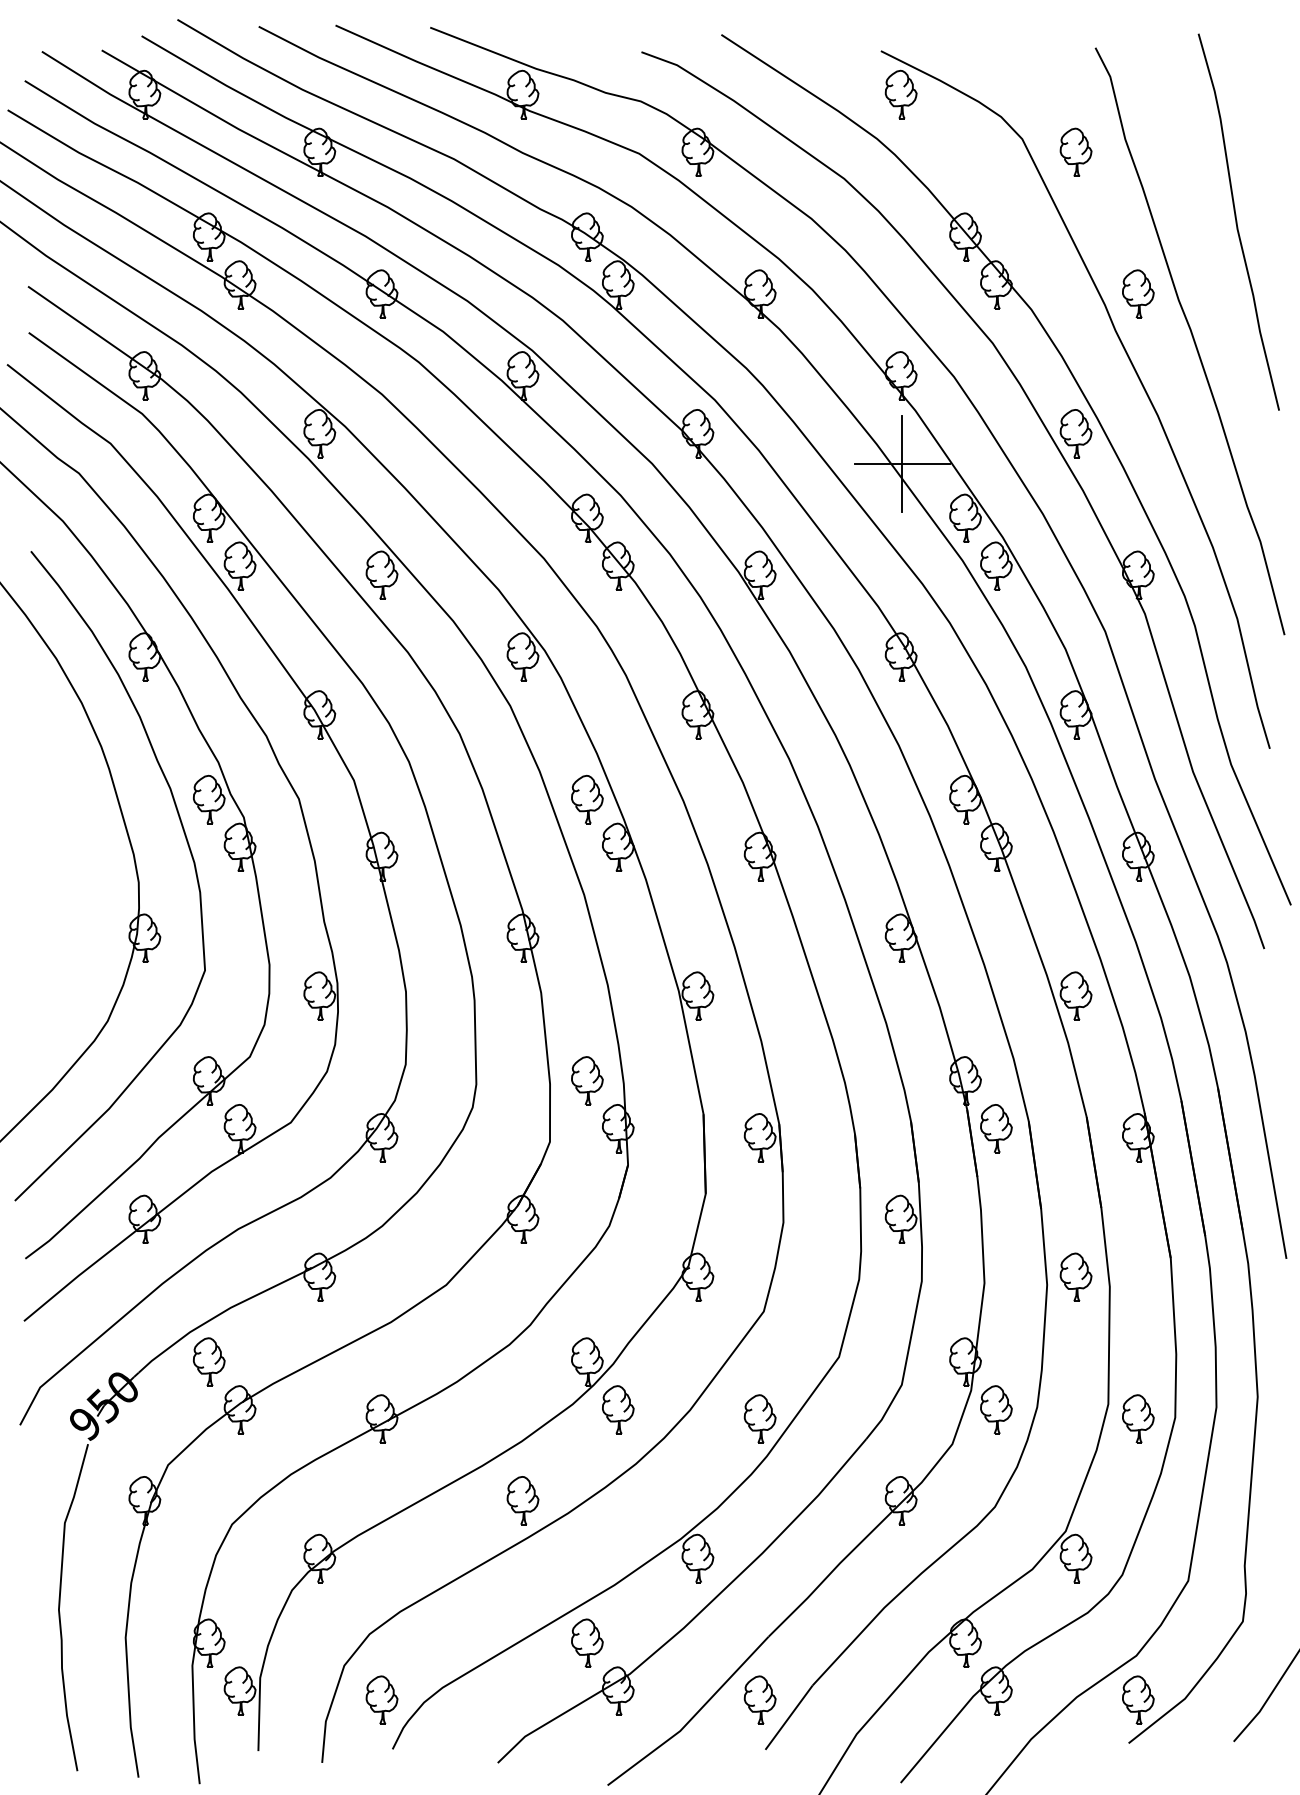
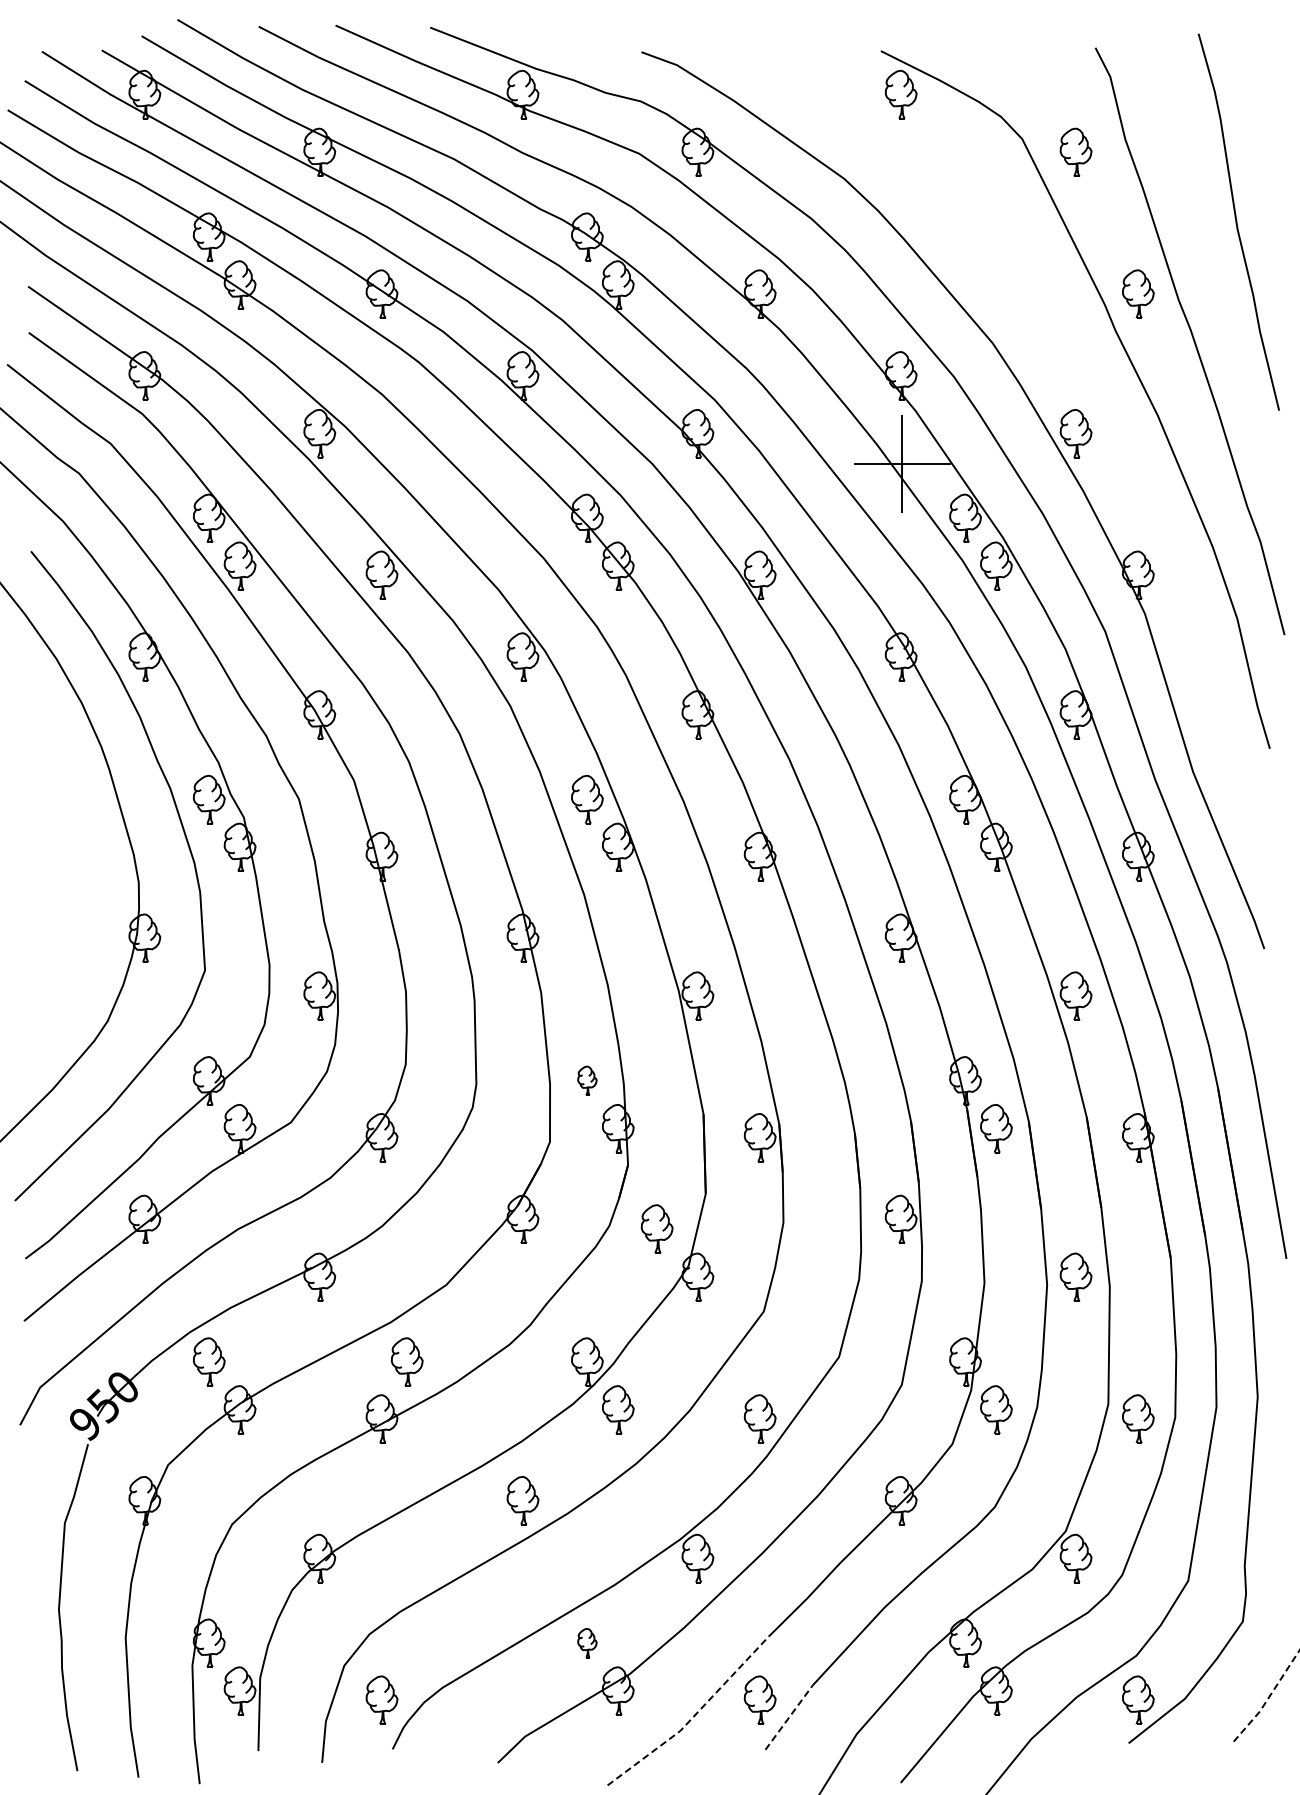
part: present -> none (1098, 423)
part size: 33x50 px -> 21x31 px (587, 1080)
part: none -> present (656, 1228)
part: none -> present (407, 1361)
part size: 33x50 px -> 21x31 px (587, 1643)
line: solid -> dashed (1268, 1697)
line: solid -> dashed (693, 1717)
line: solid -> dashed (789, 1717)
